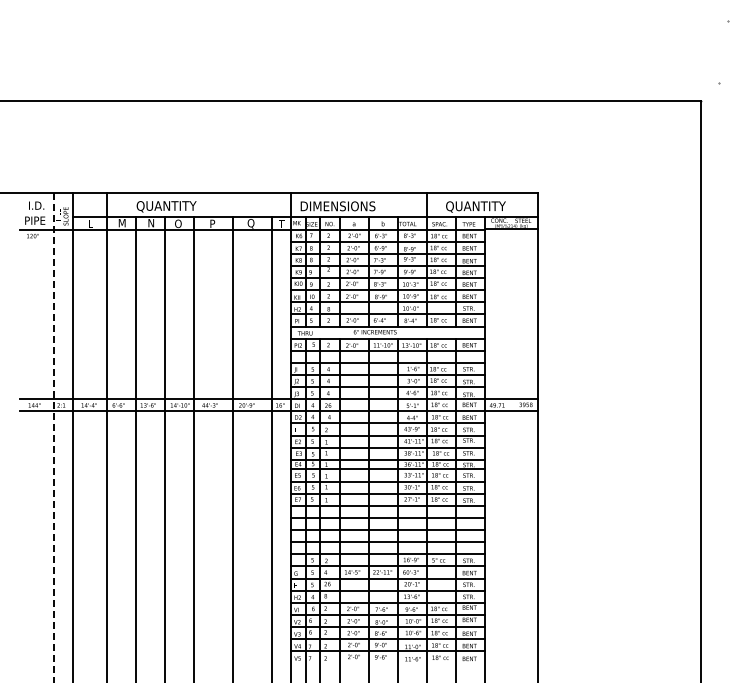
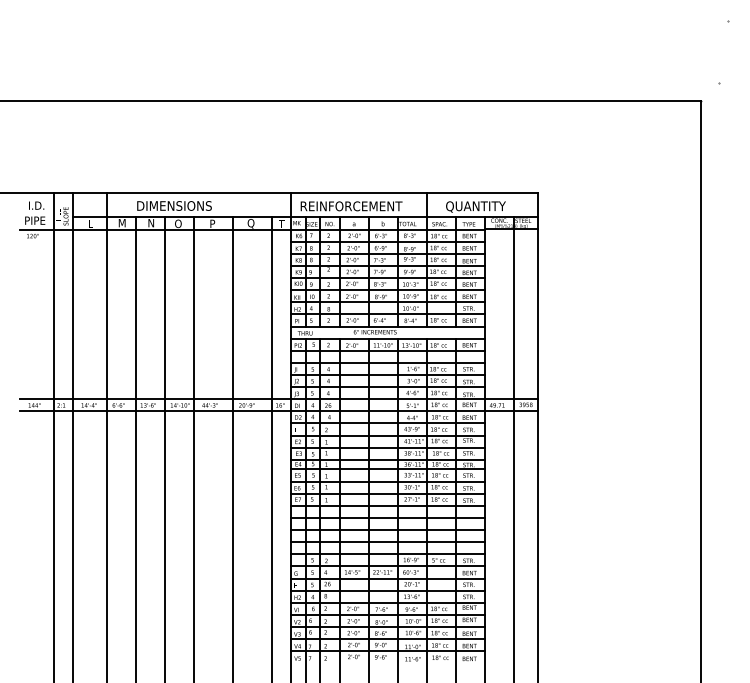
text: QUANTITY -> DIMENSIONS (173, 206)
text: DIMENSIONS -> REINFORCEMENT (352, 206)
line: dashed -> solid (53, 438)
line: none -> present (514, 448)
